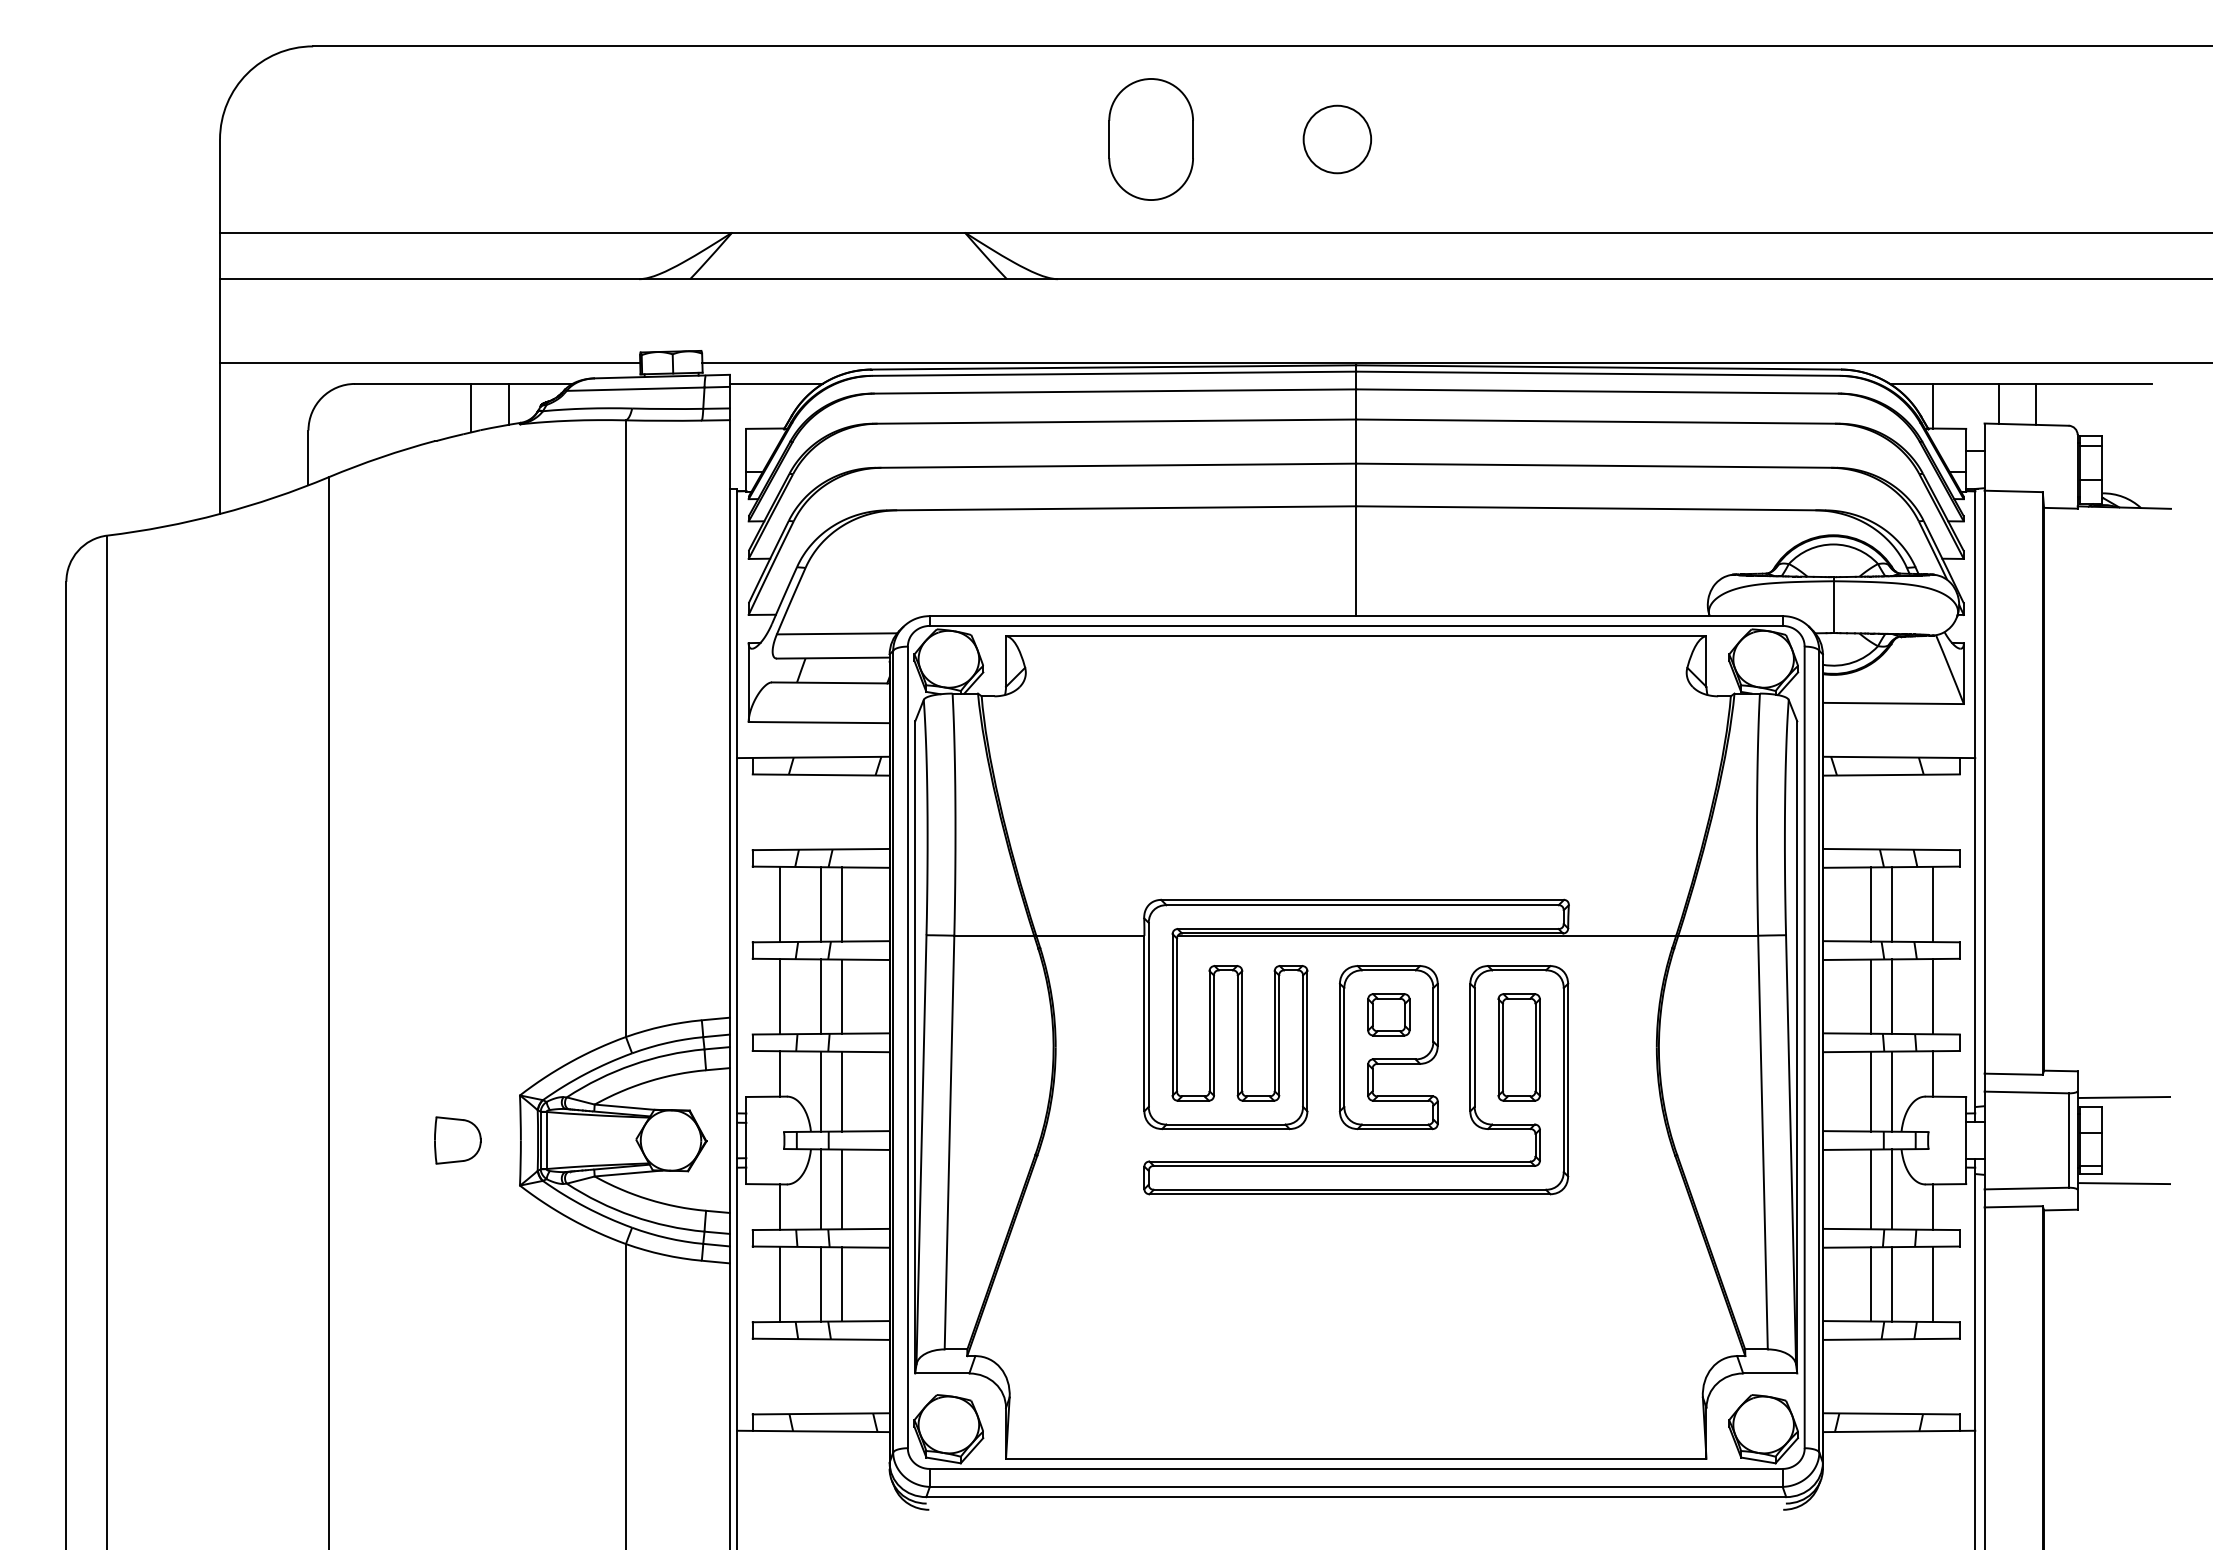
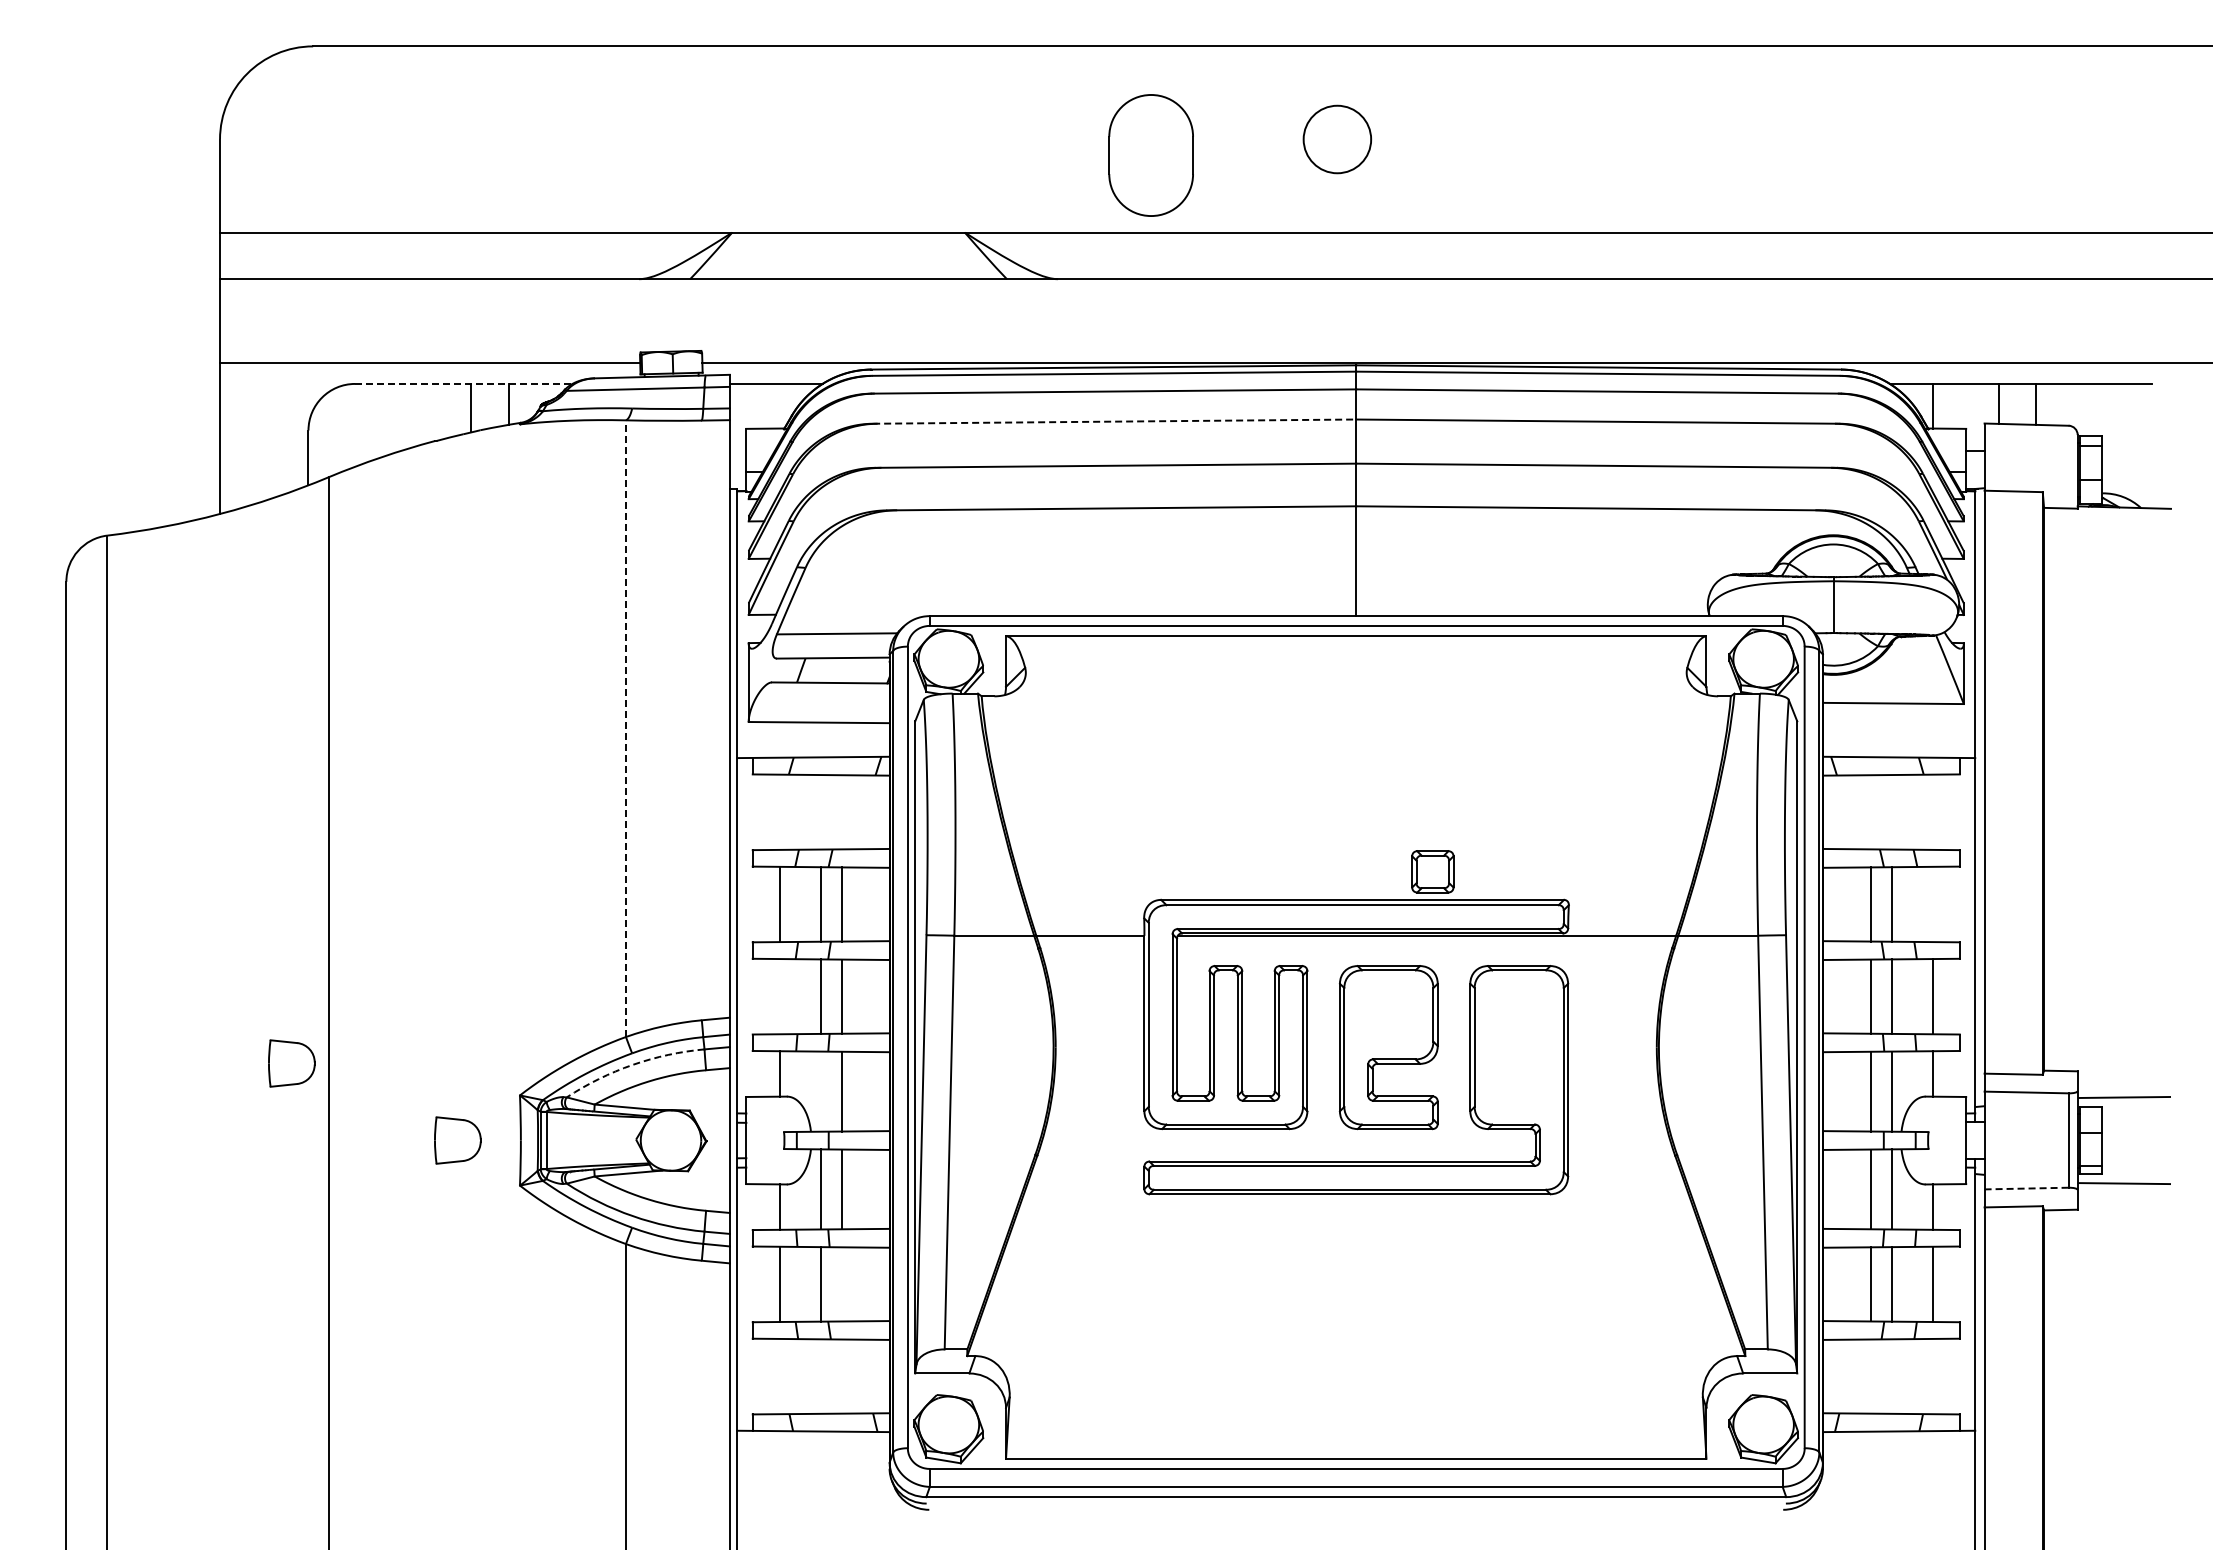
part position: (1150, 139) -> (1150, 155) (1150, 155)
line: solid -> dashed (463, 383)
line: solid -> dashed (1114, 421)
line: solid -> dashed (625, 728)
line: present -> none (1932, 904)
line: present -> none (779, 996)
part position: (1388, 1014) -> (1432, 871) (1432, 871)
part: present -> none (1518, 1047)
part: none -> present (291, 1063)
arc: solid -> dashed (632, 1064)
line: present -> none (820, 1091)
line: solid -> dashed (2027, 1188)
line: present -> none (841, 1284)
